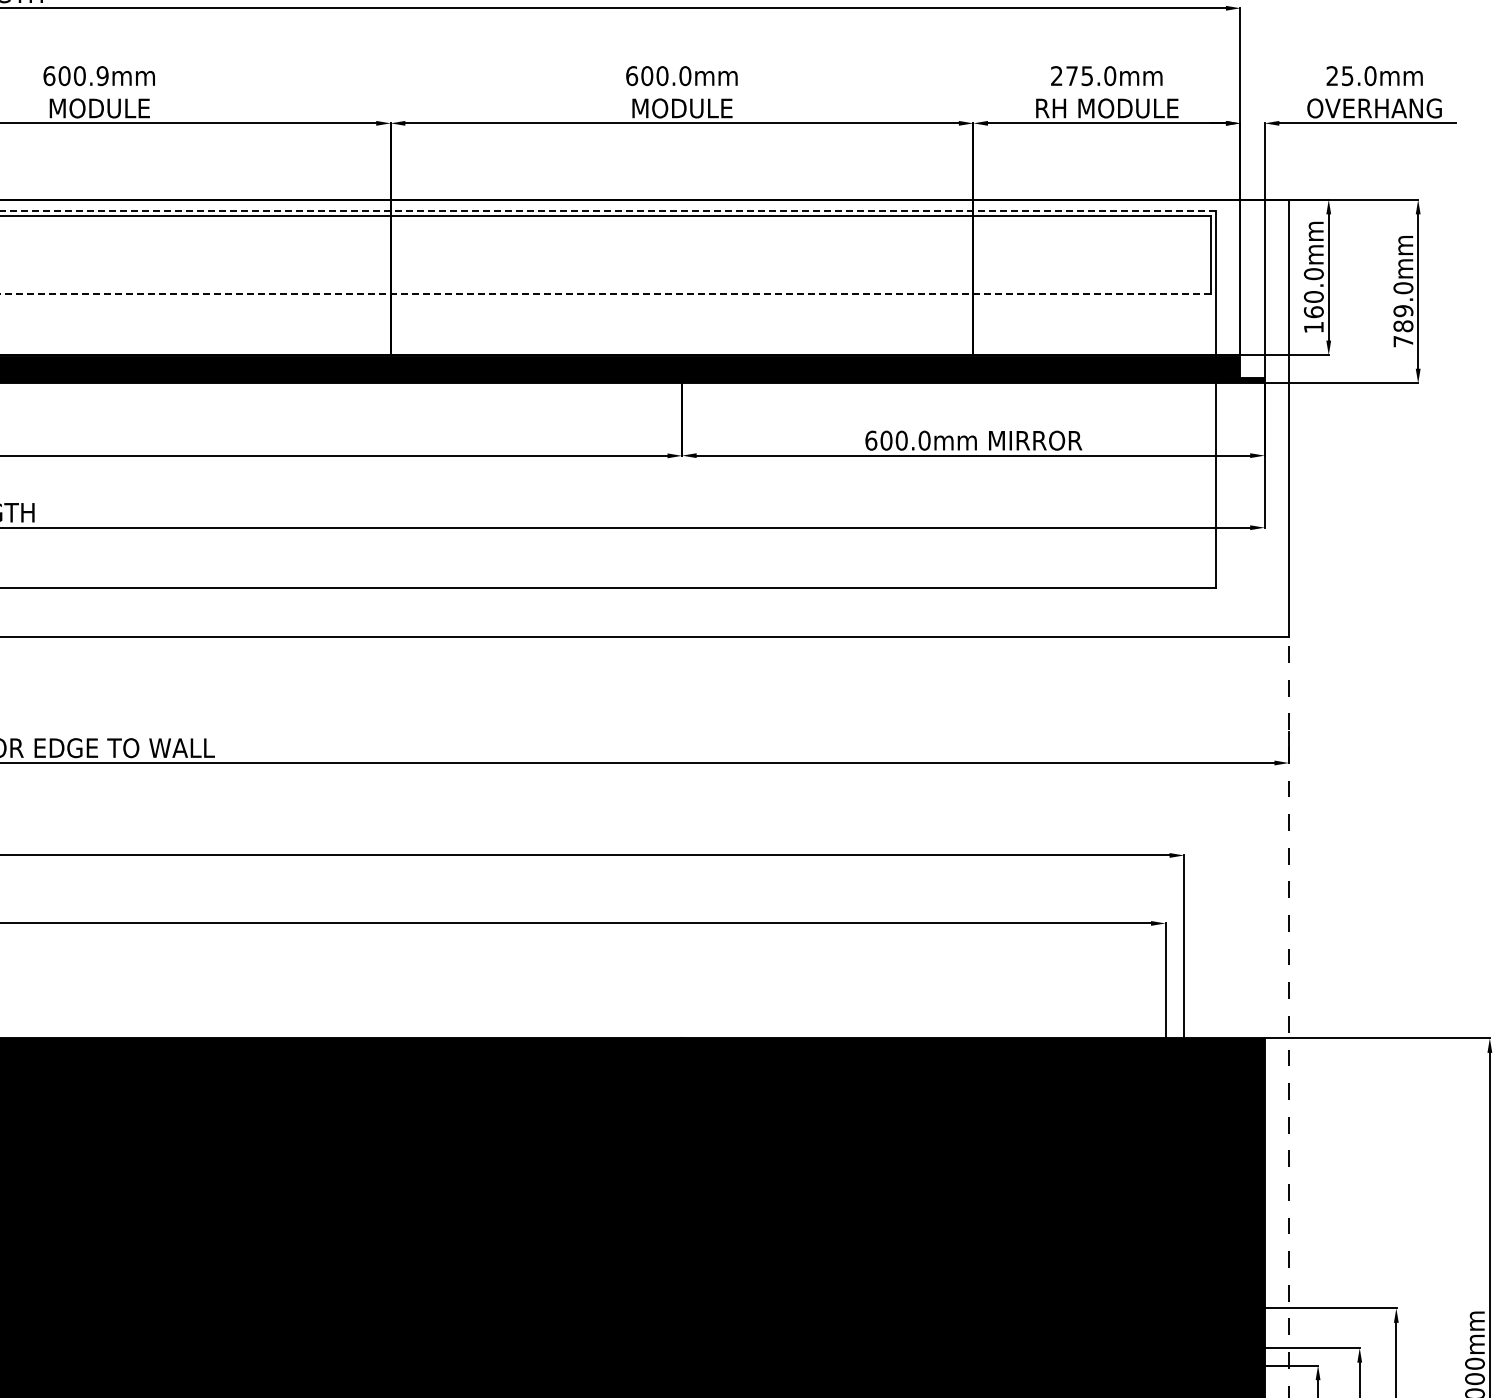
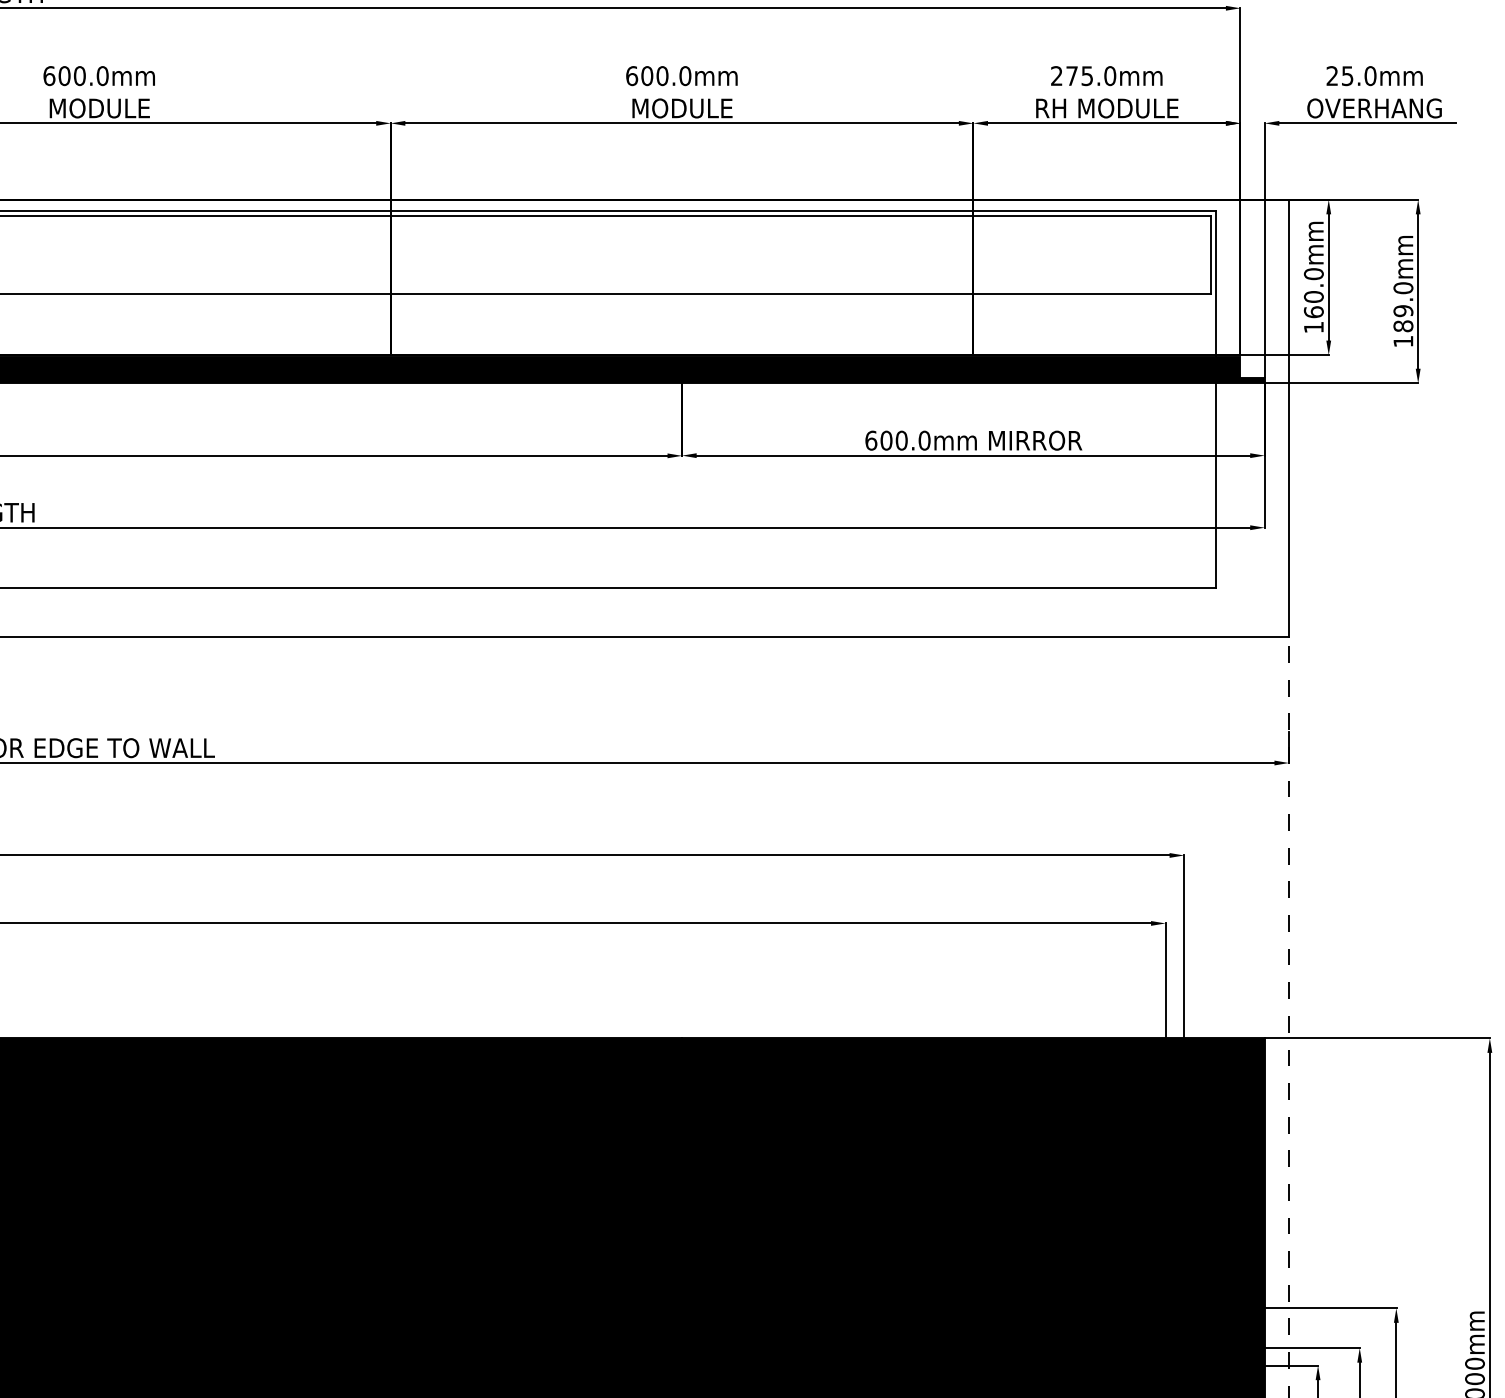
text: 600.9mm -> 600.0mm (102, 76)
line: dashed -> solid (608, 211)
line: dashed -> solid (605, 294)
text: 789.0mm -> 189.0mm (1403, 341)
